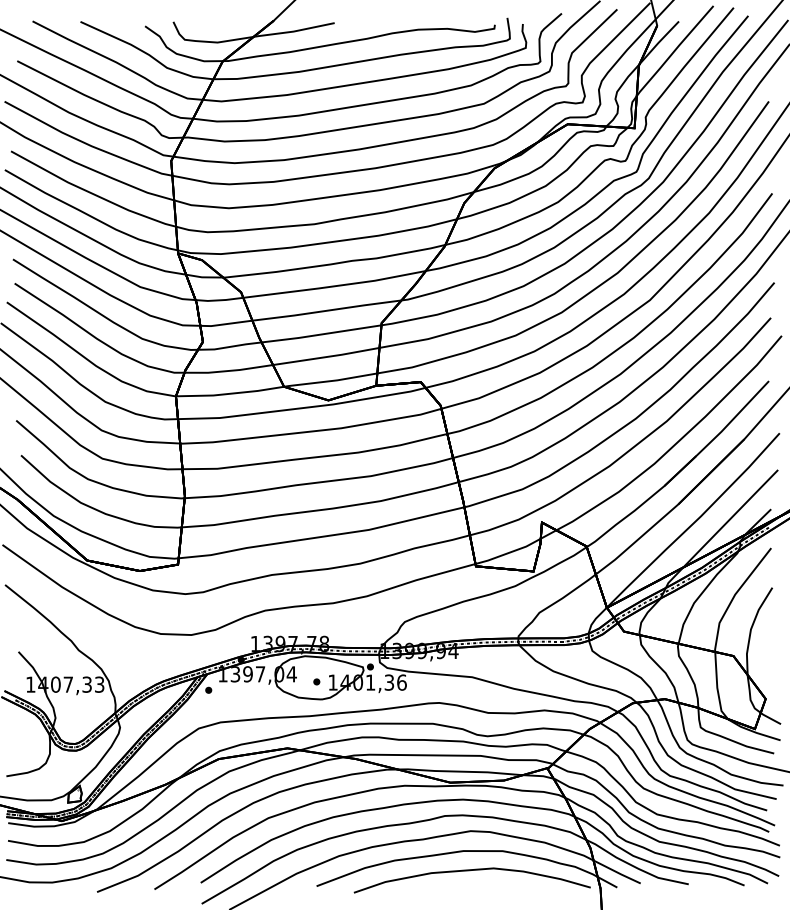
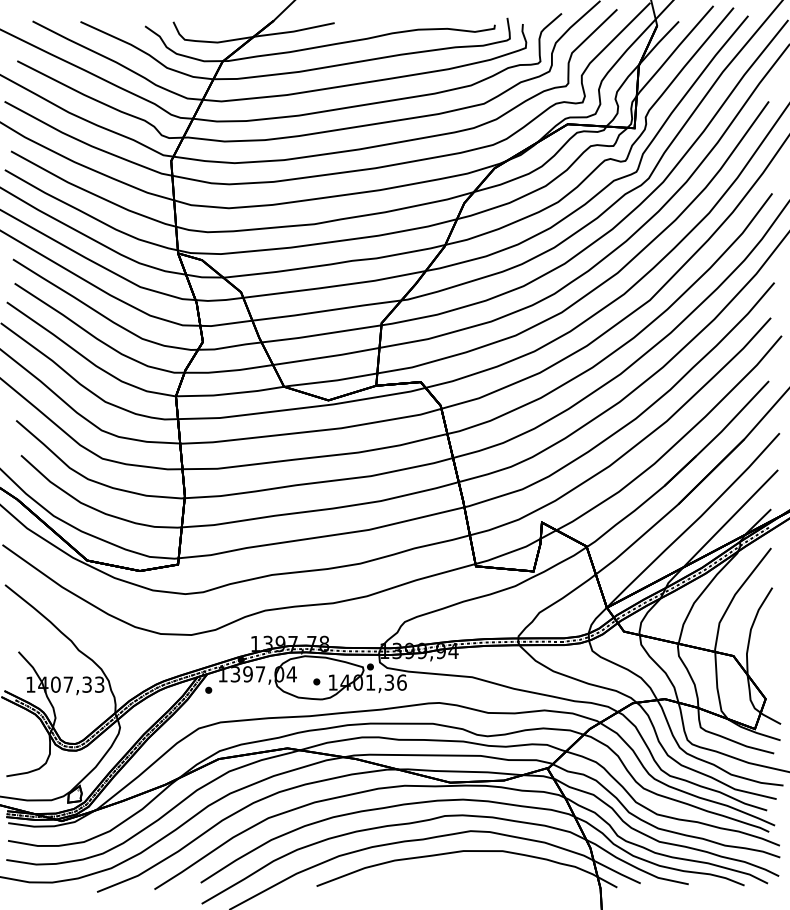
curve: present -> none (470, 871)
